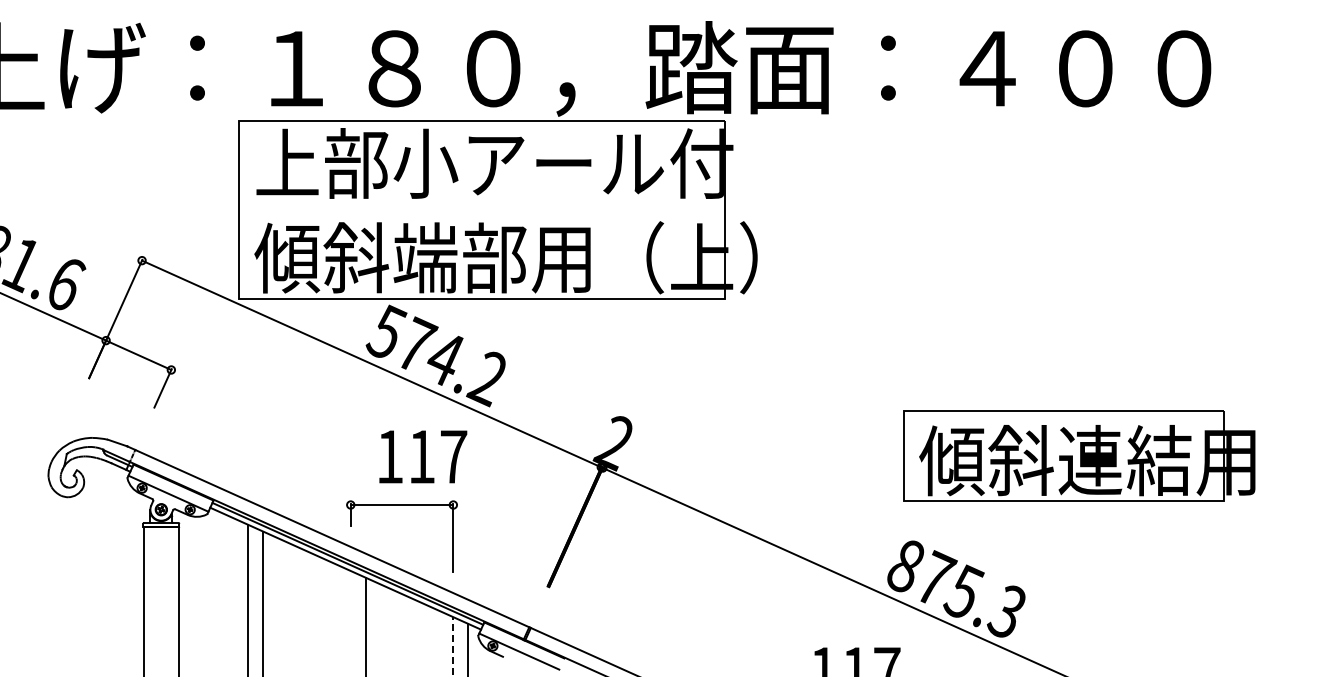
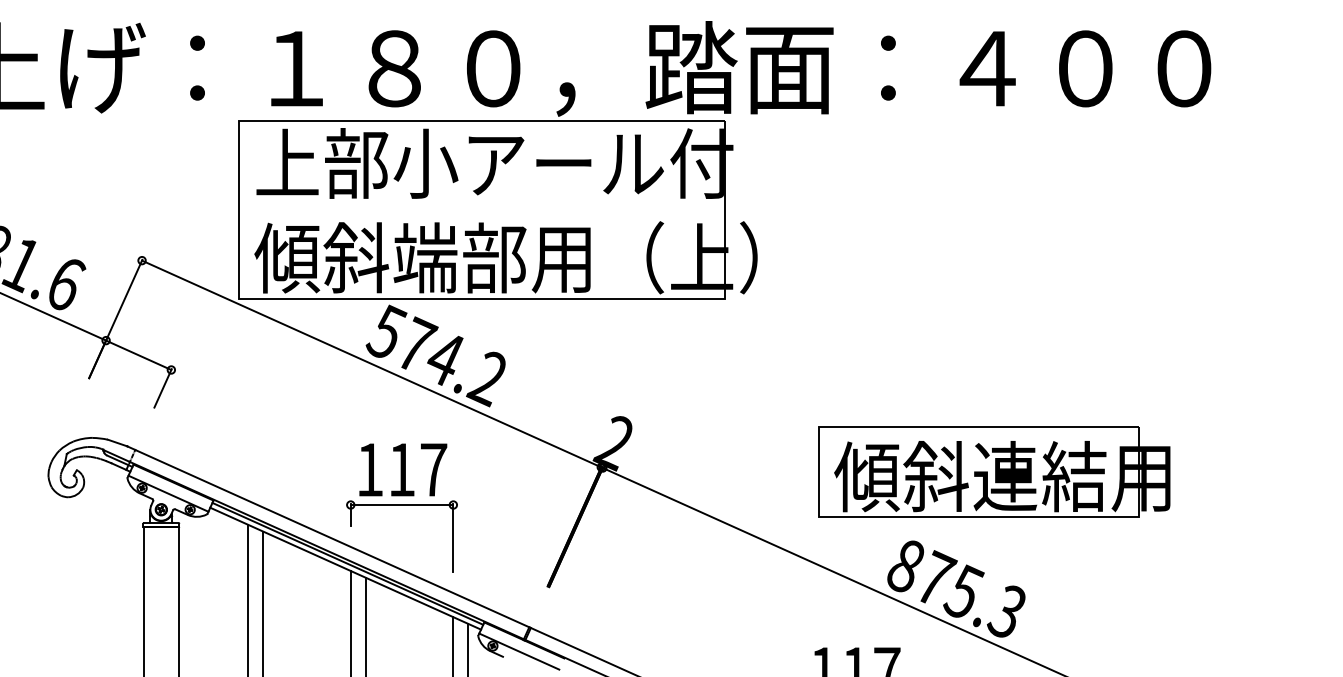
part position: (1079, 455) -> (994, 471) (994, 471)
text position: (423, 456) -> (403, 469) (403, 469)
line: none -> present (350, 621)
line: dashed -> solid (453, 647)
